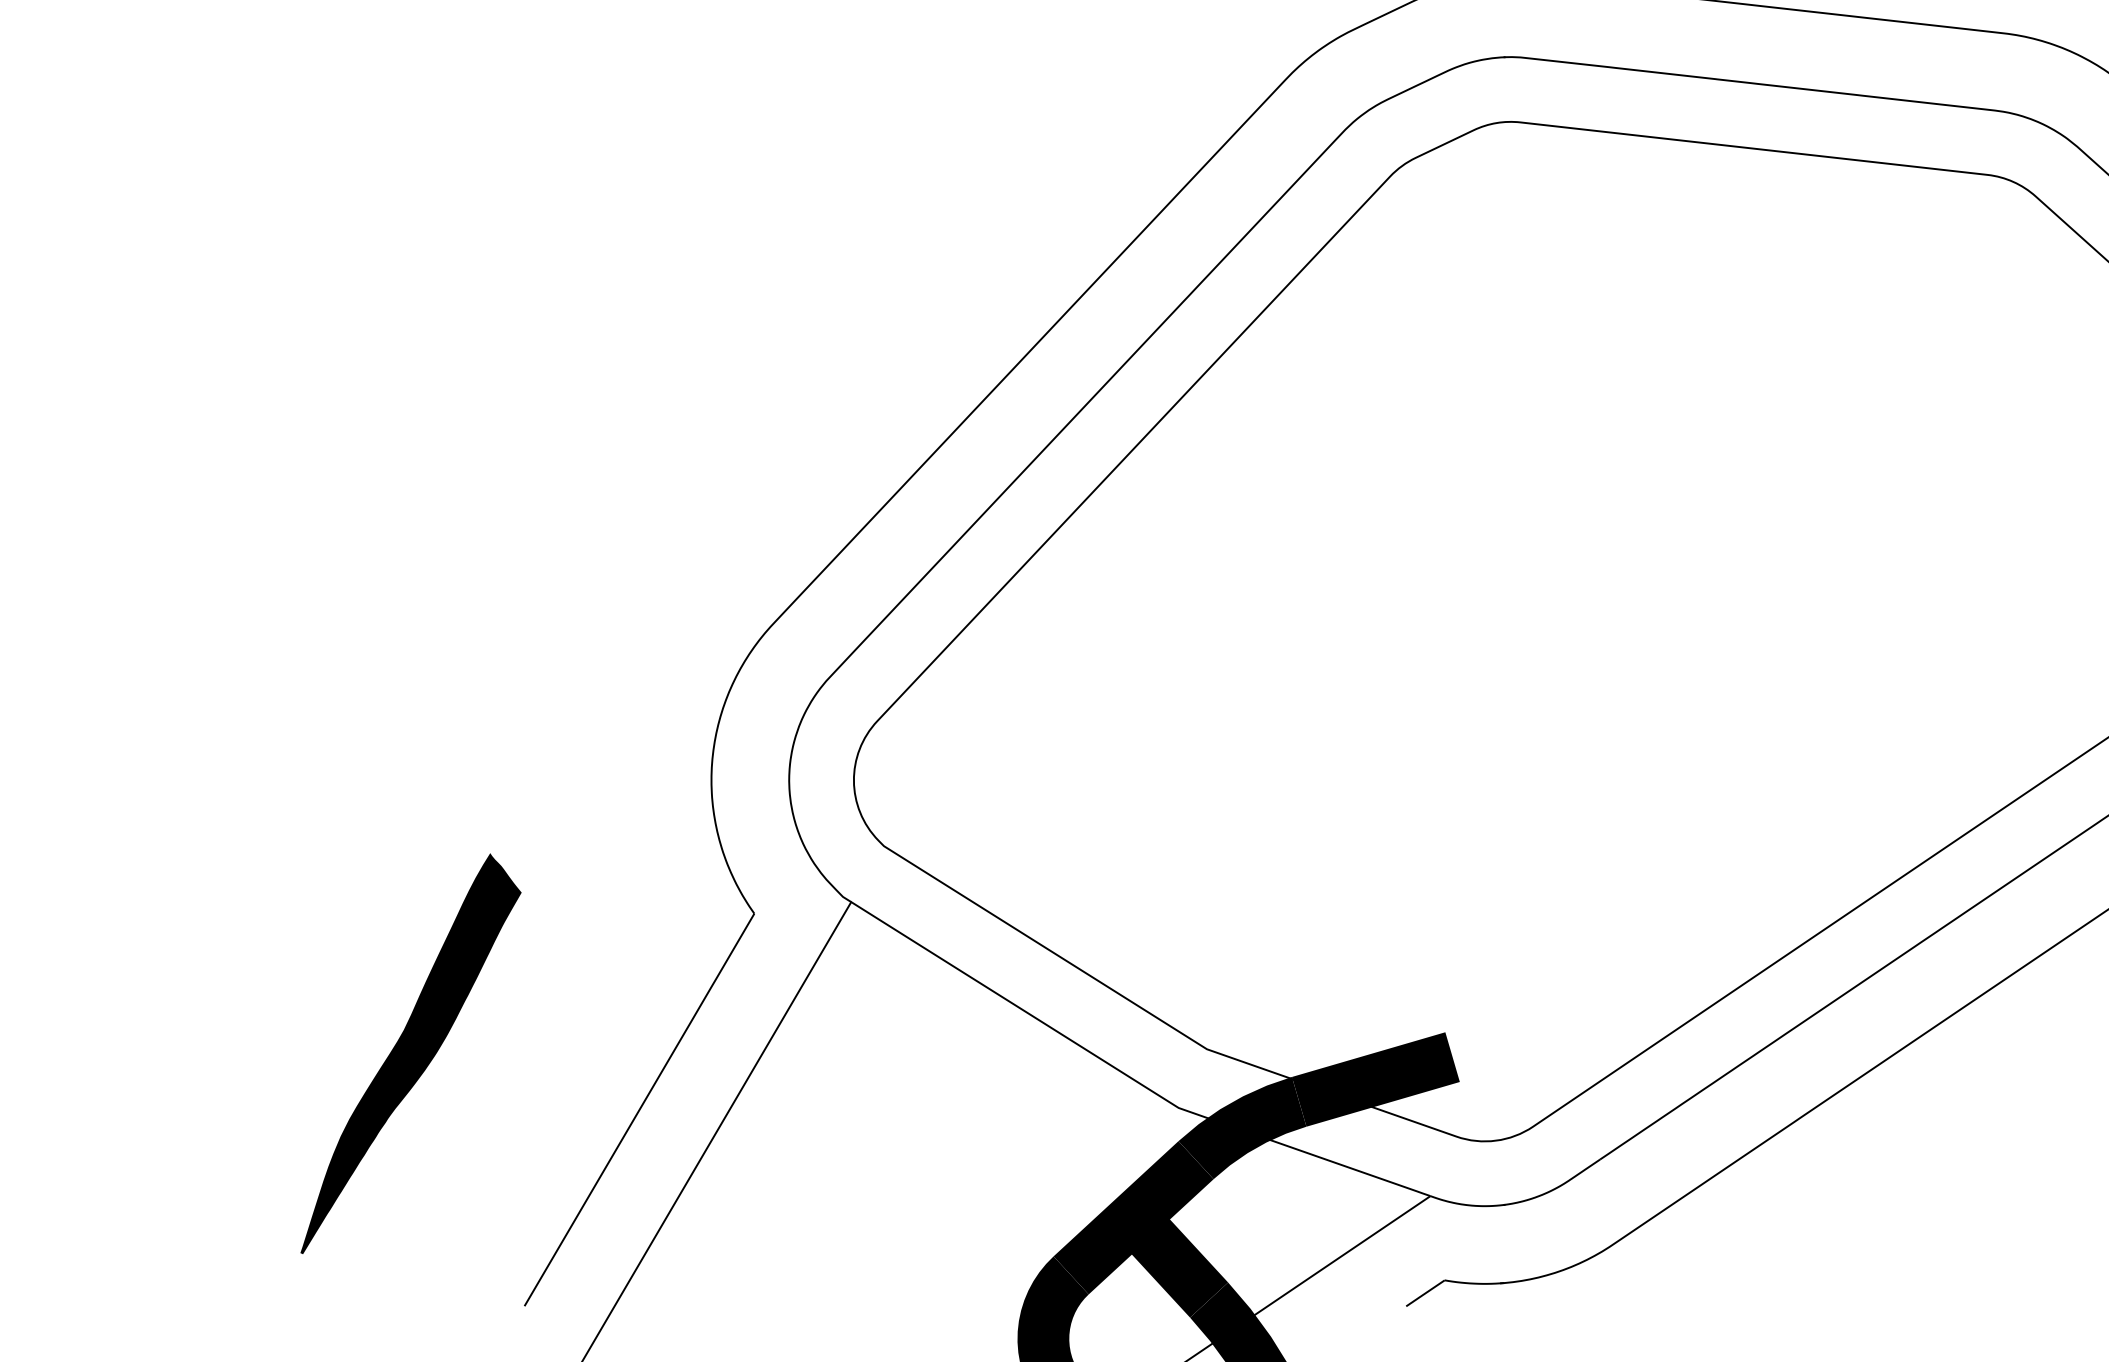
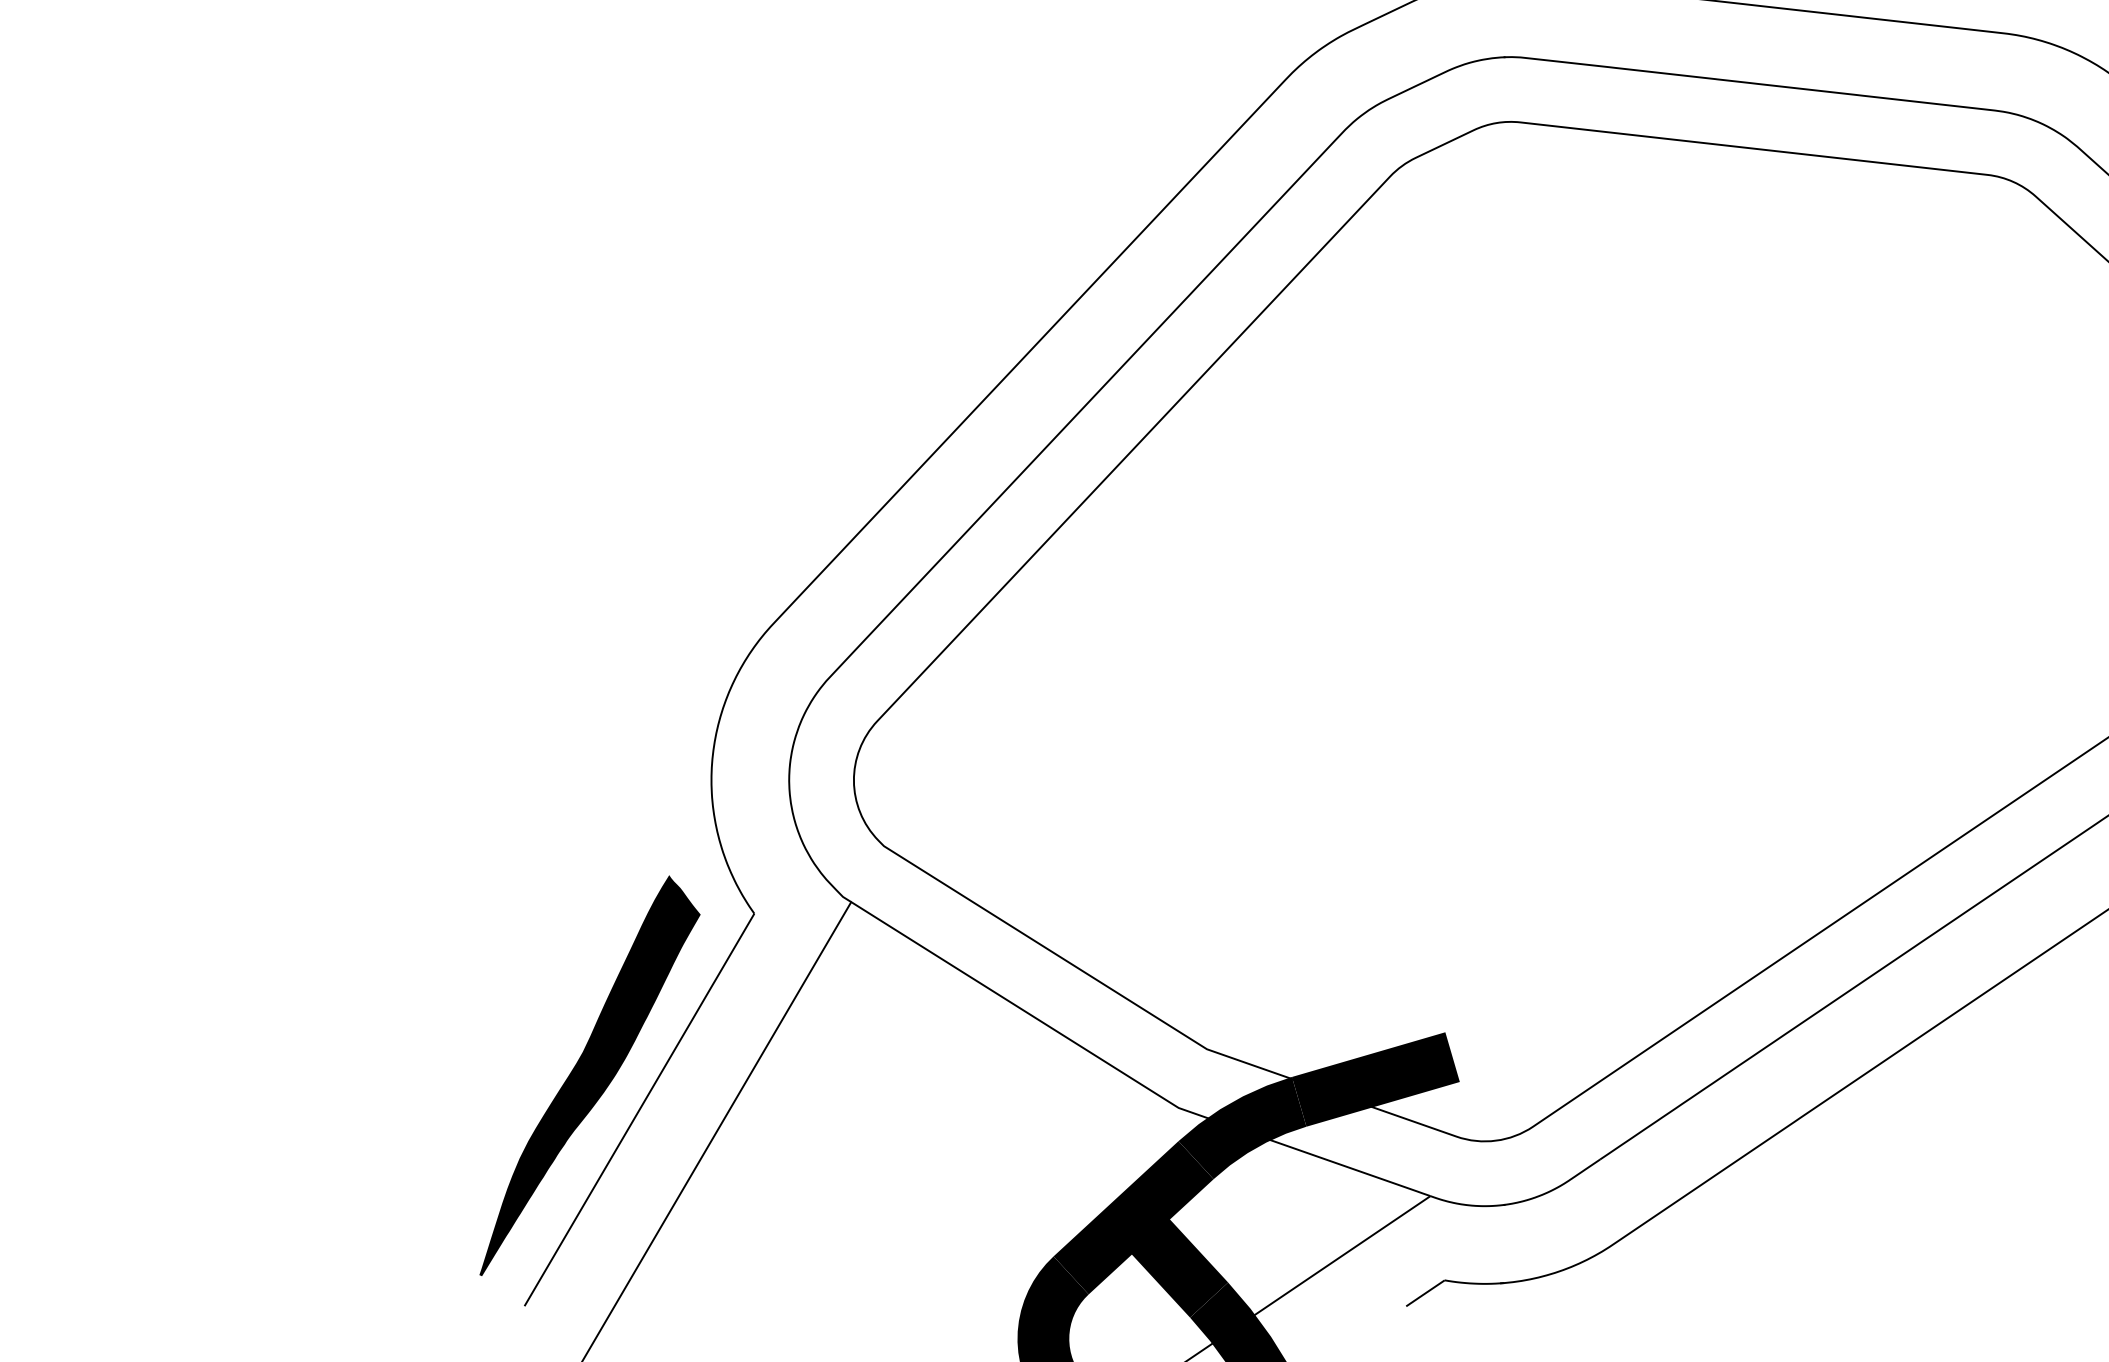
part position: (410, 1053) -> (589, 1075) (589, 1075)
